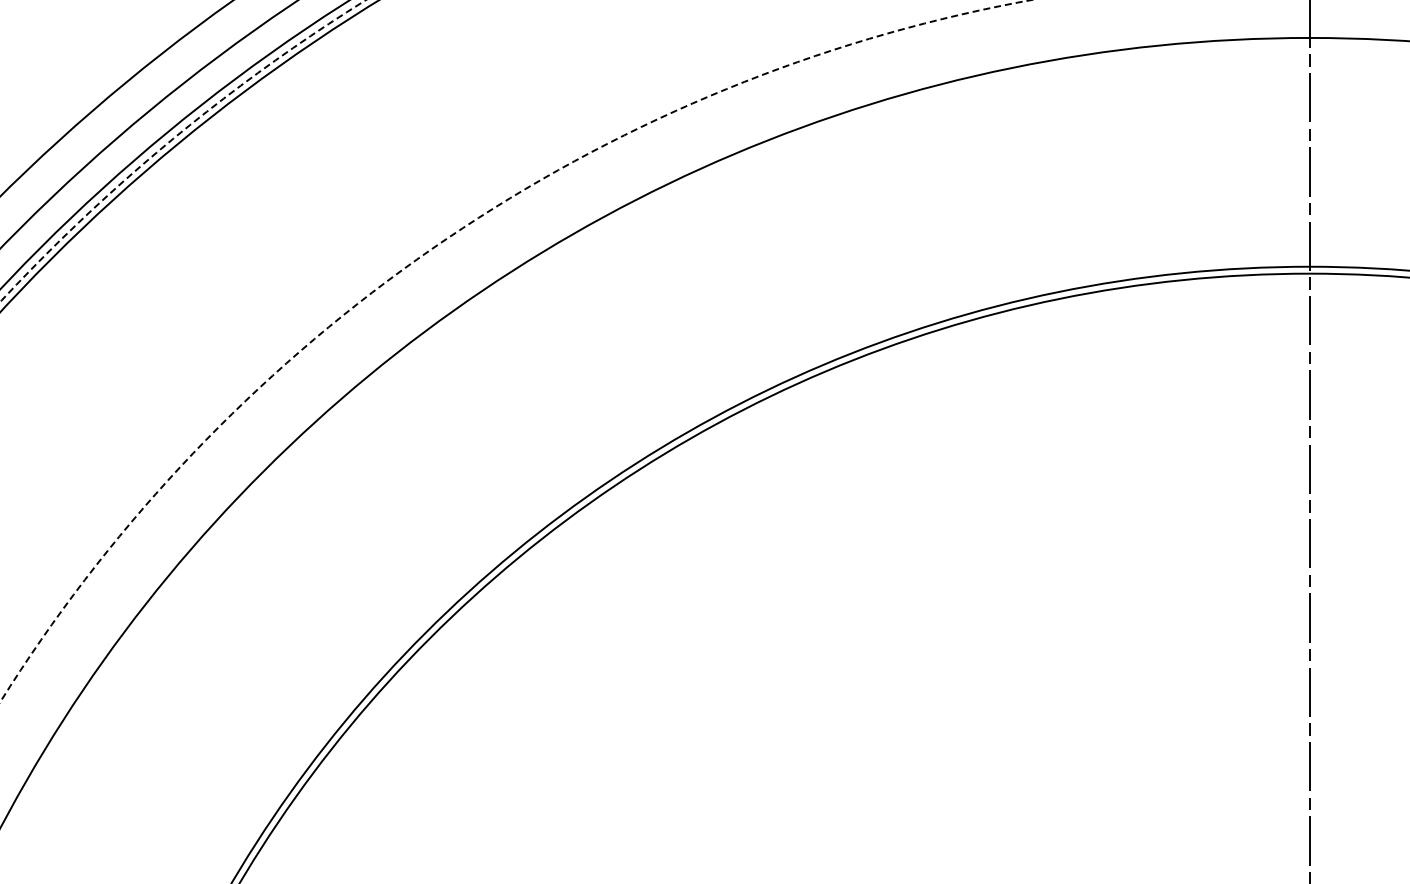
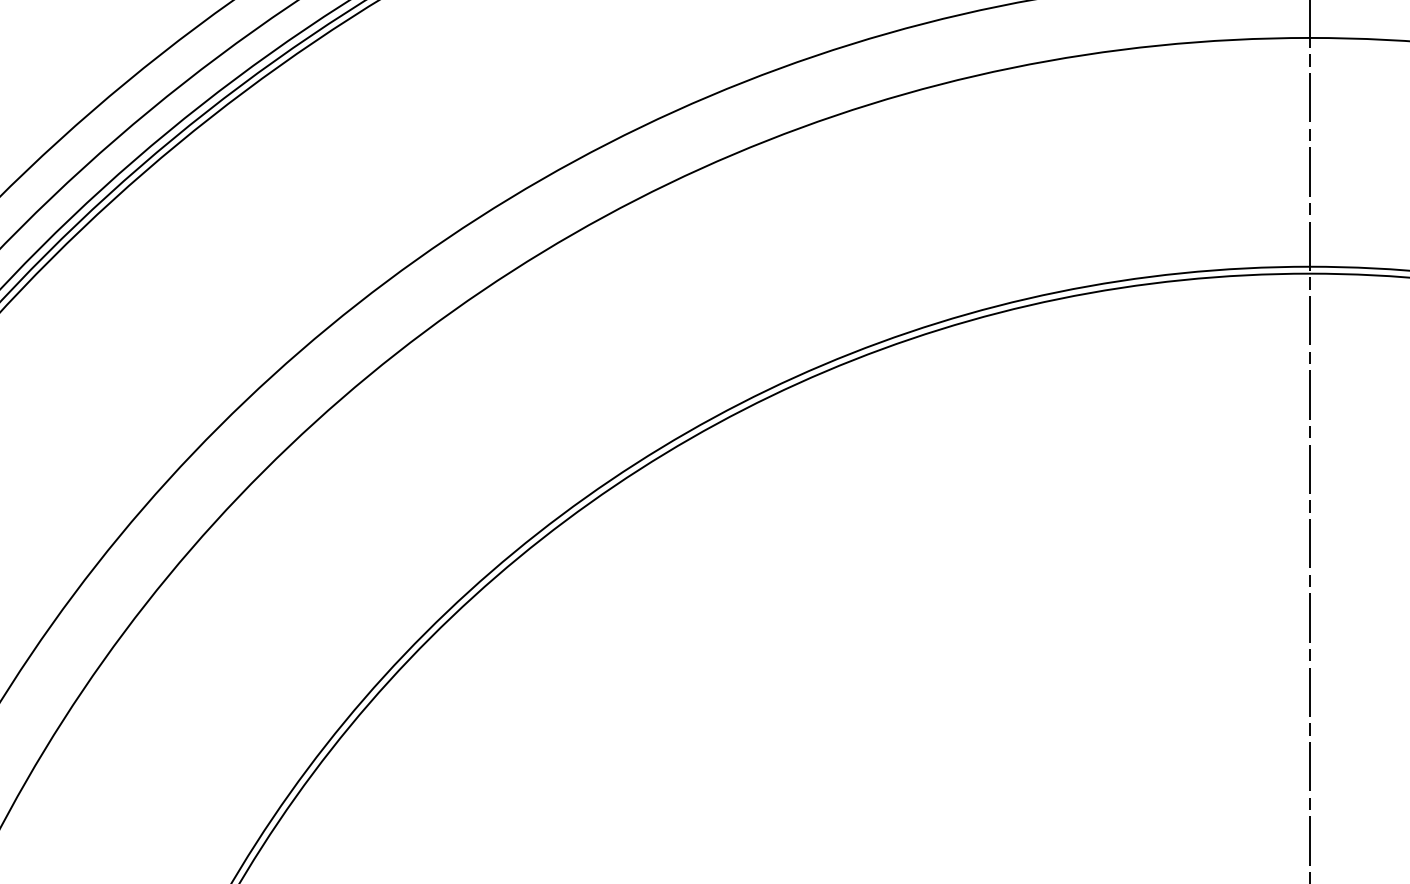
circle: dashed -> solid (182, 151)
circle: dashed -> solid (515, 350)
